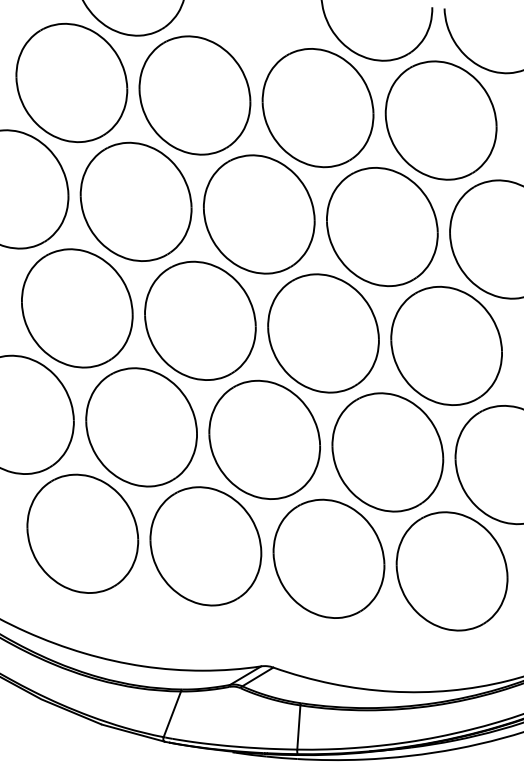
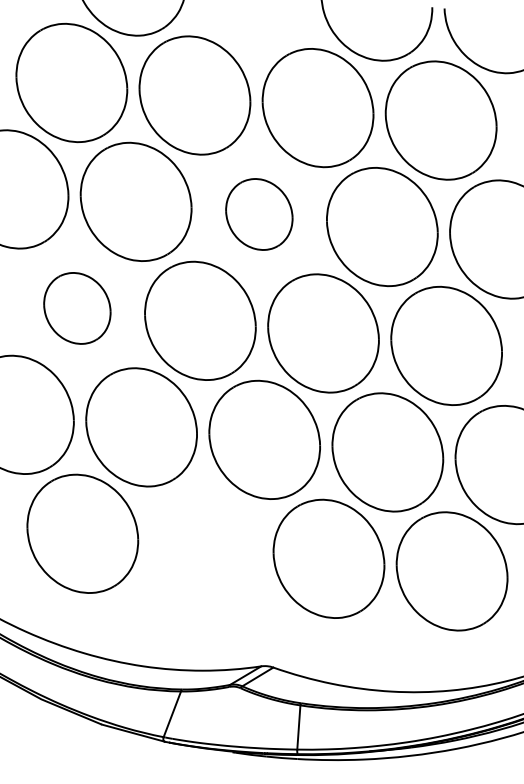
part size: 113x121 px -> 69x73 px (259, 214)
part size: 113x121 px -> 69x73 px (77, 308)
part: present -> none (205, 546)
